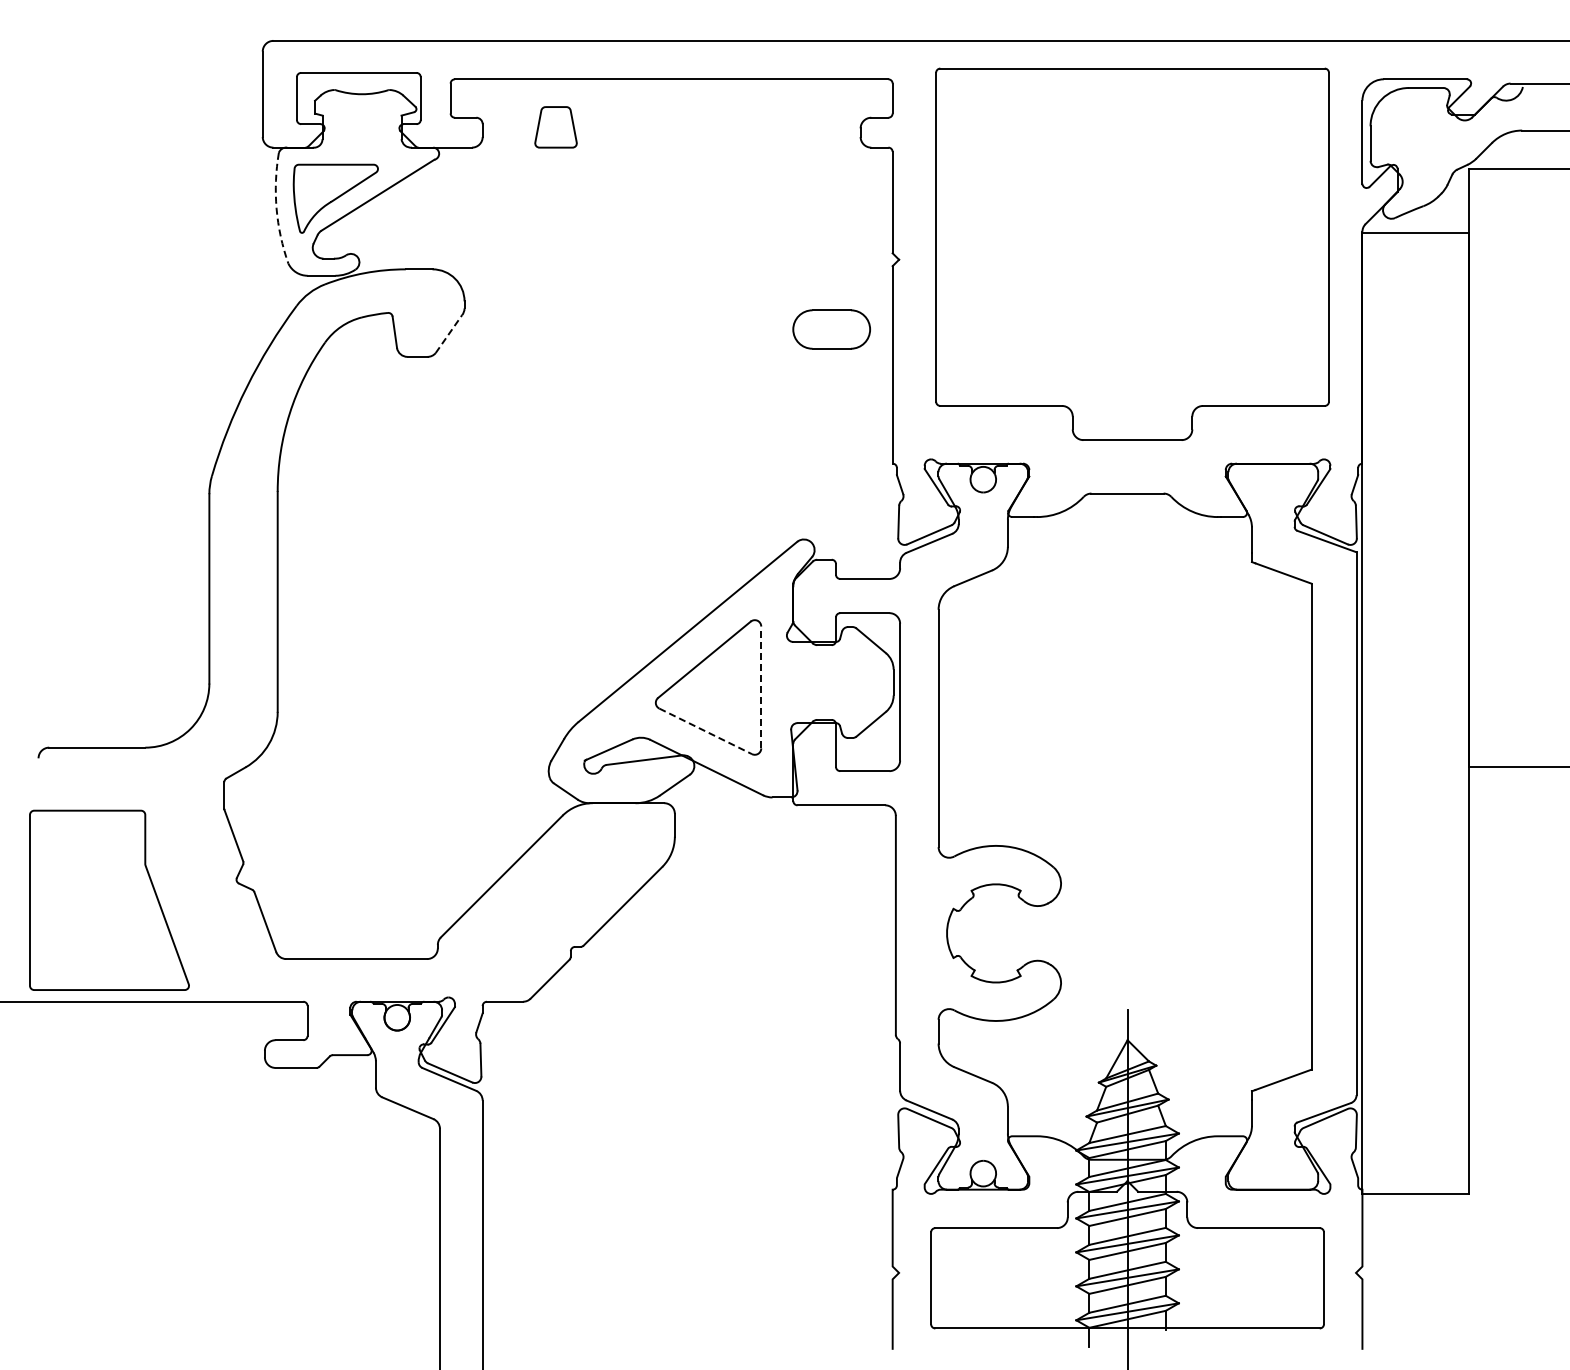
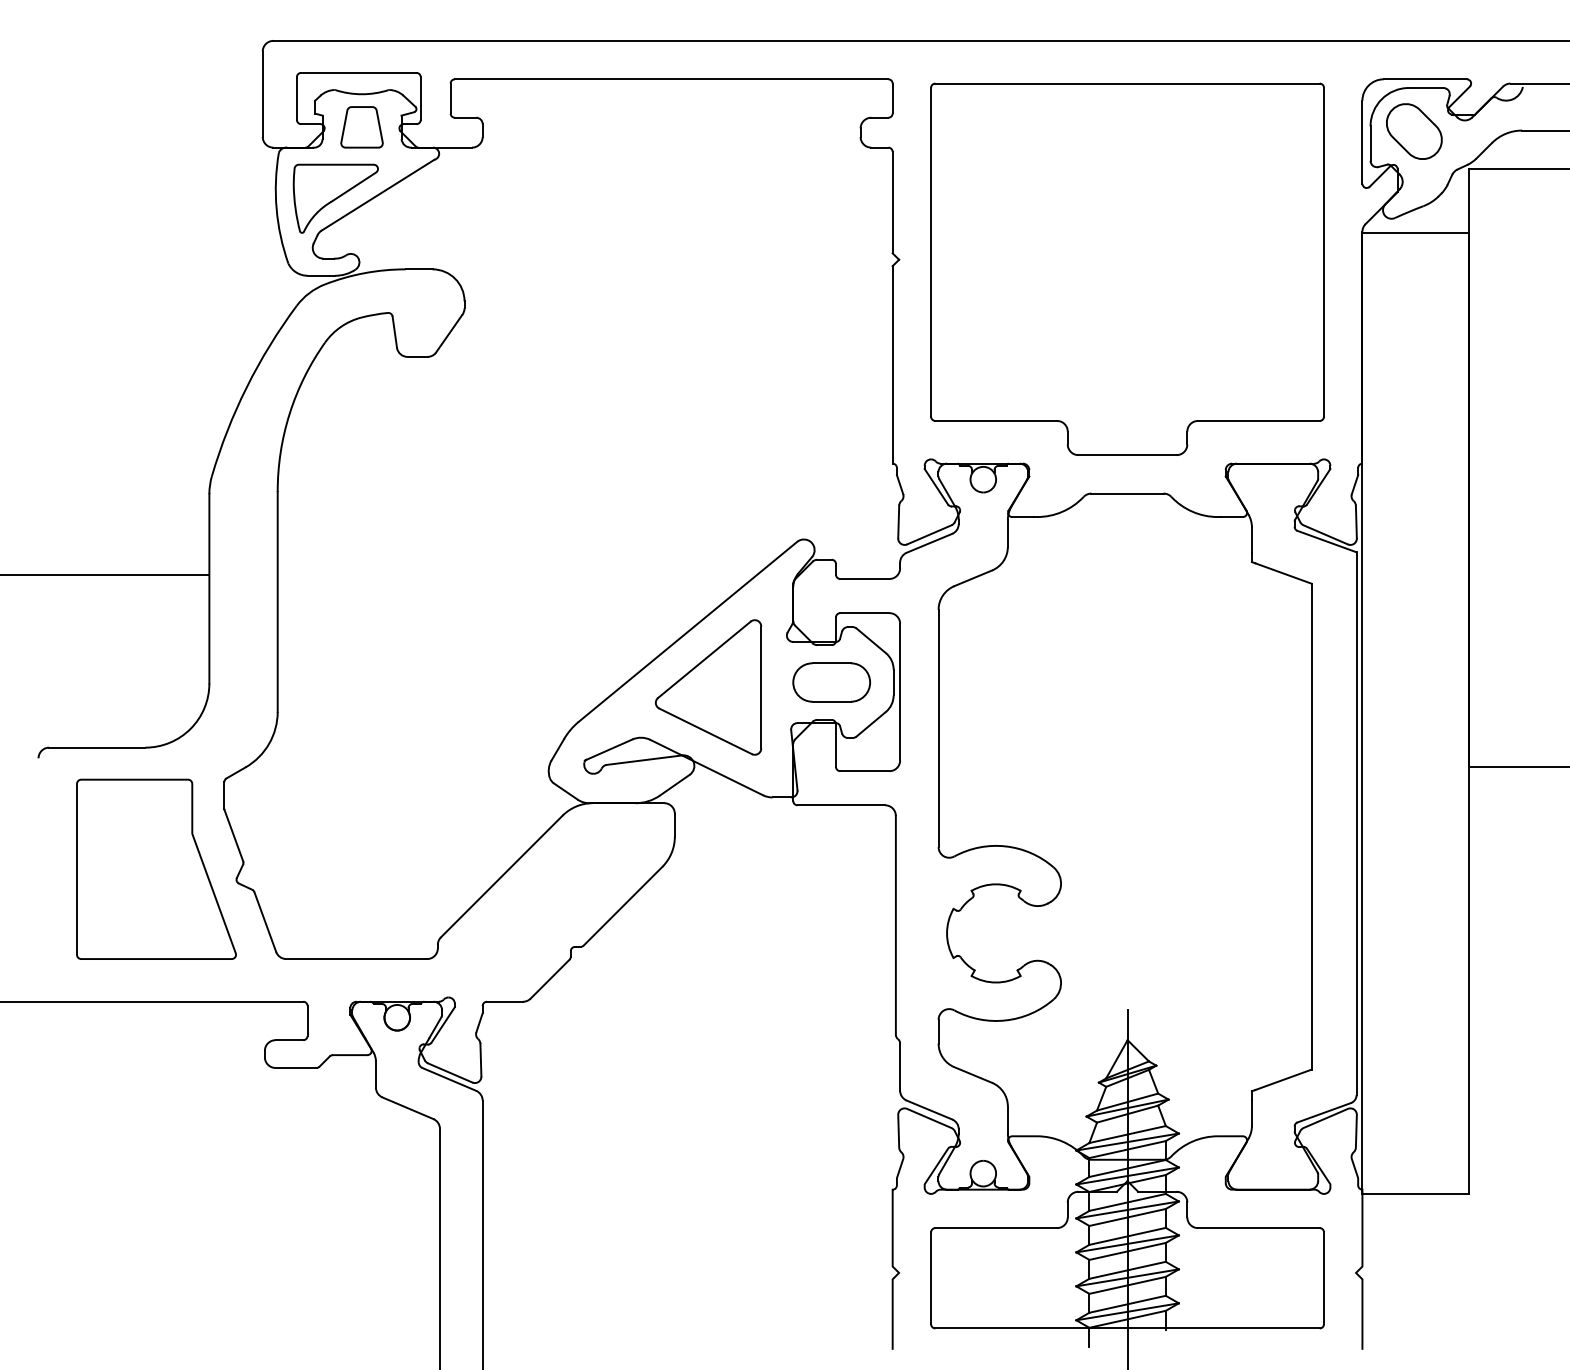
part position: (555, 127) -> (361, 127) (361, 127)
part: none -> present (1414, 131)
arc: dashed -> solid (276, 208)
part position: (1132, 253) -> (1127, 268) (1127, 268)
part position: (831, 329) -> (831, 682) (831, 682)
line: dashed -> solid (449, 333)
line: none -> present (105, 574)
line: dashed -> solid (761, 687)
line: dashed -> solid (705, 731)
part position: (109, 899) -> (156, 868) (156, 868)
